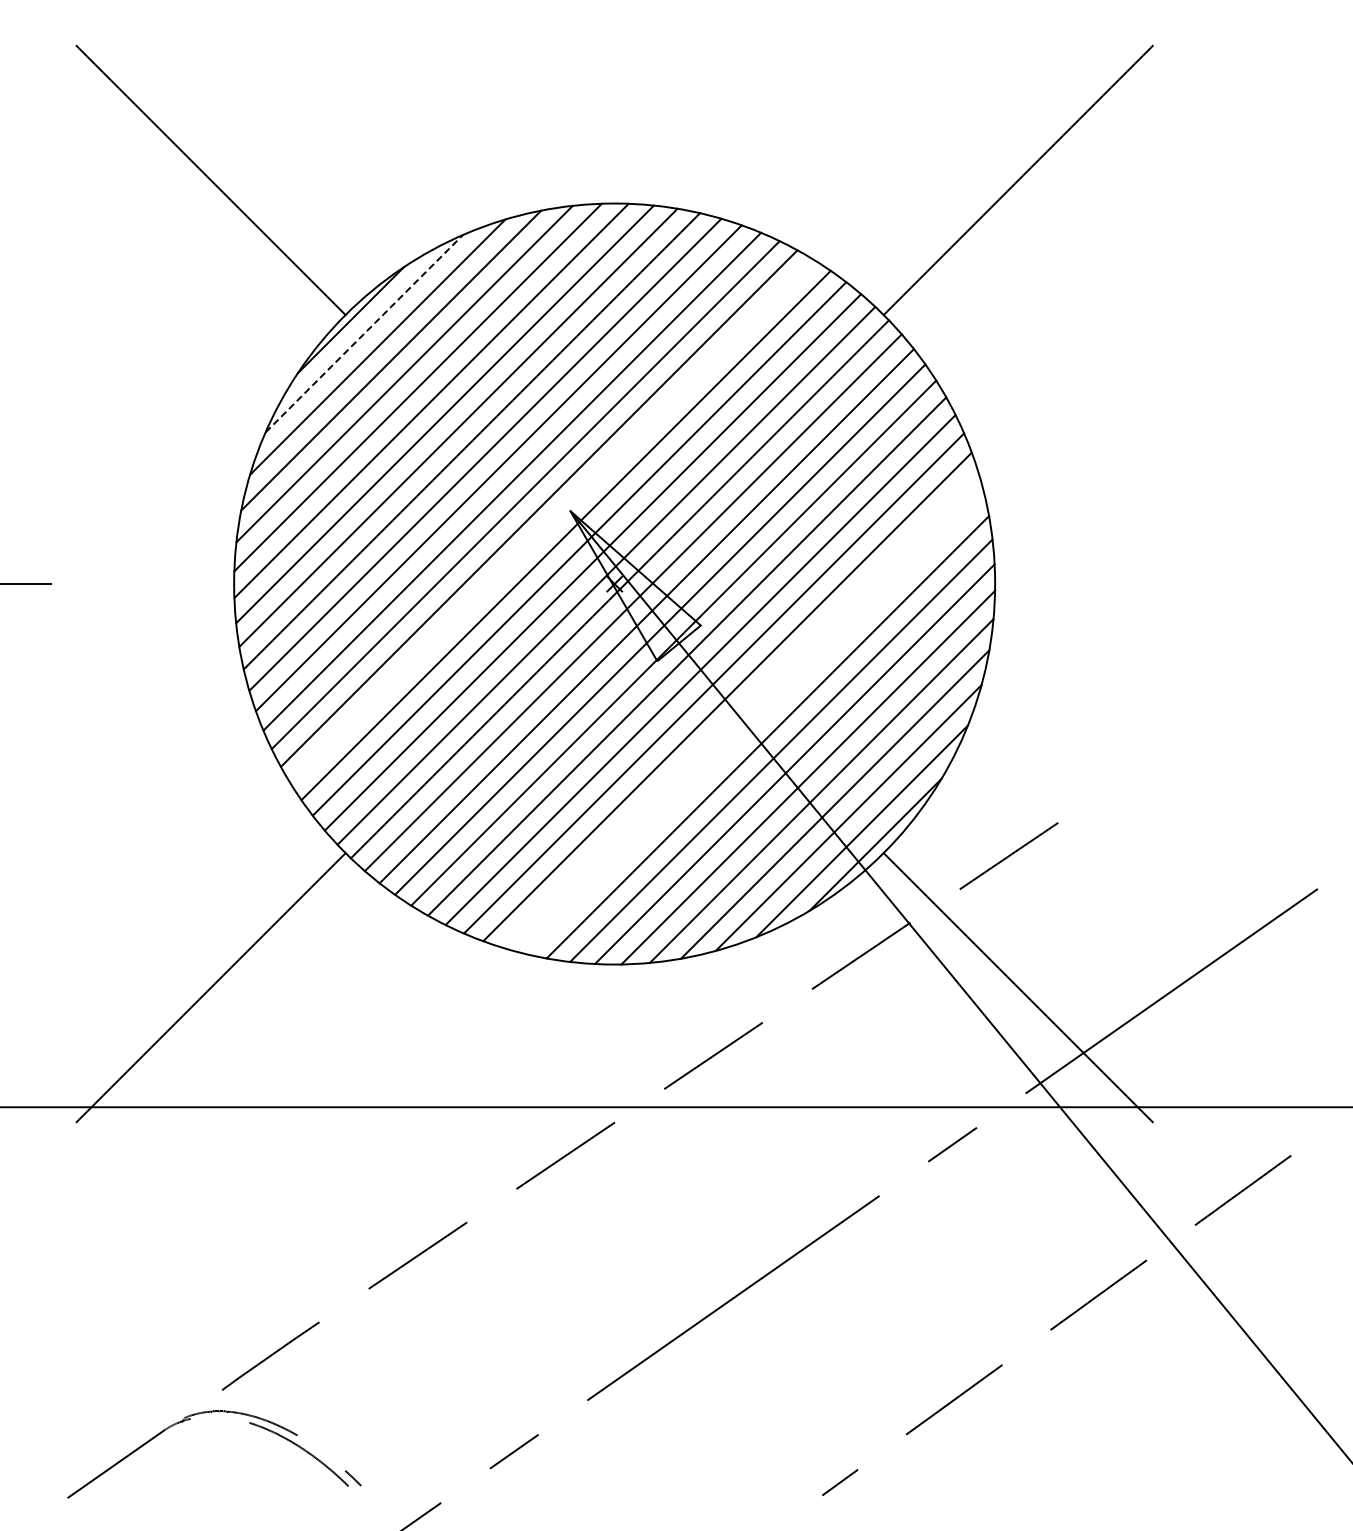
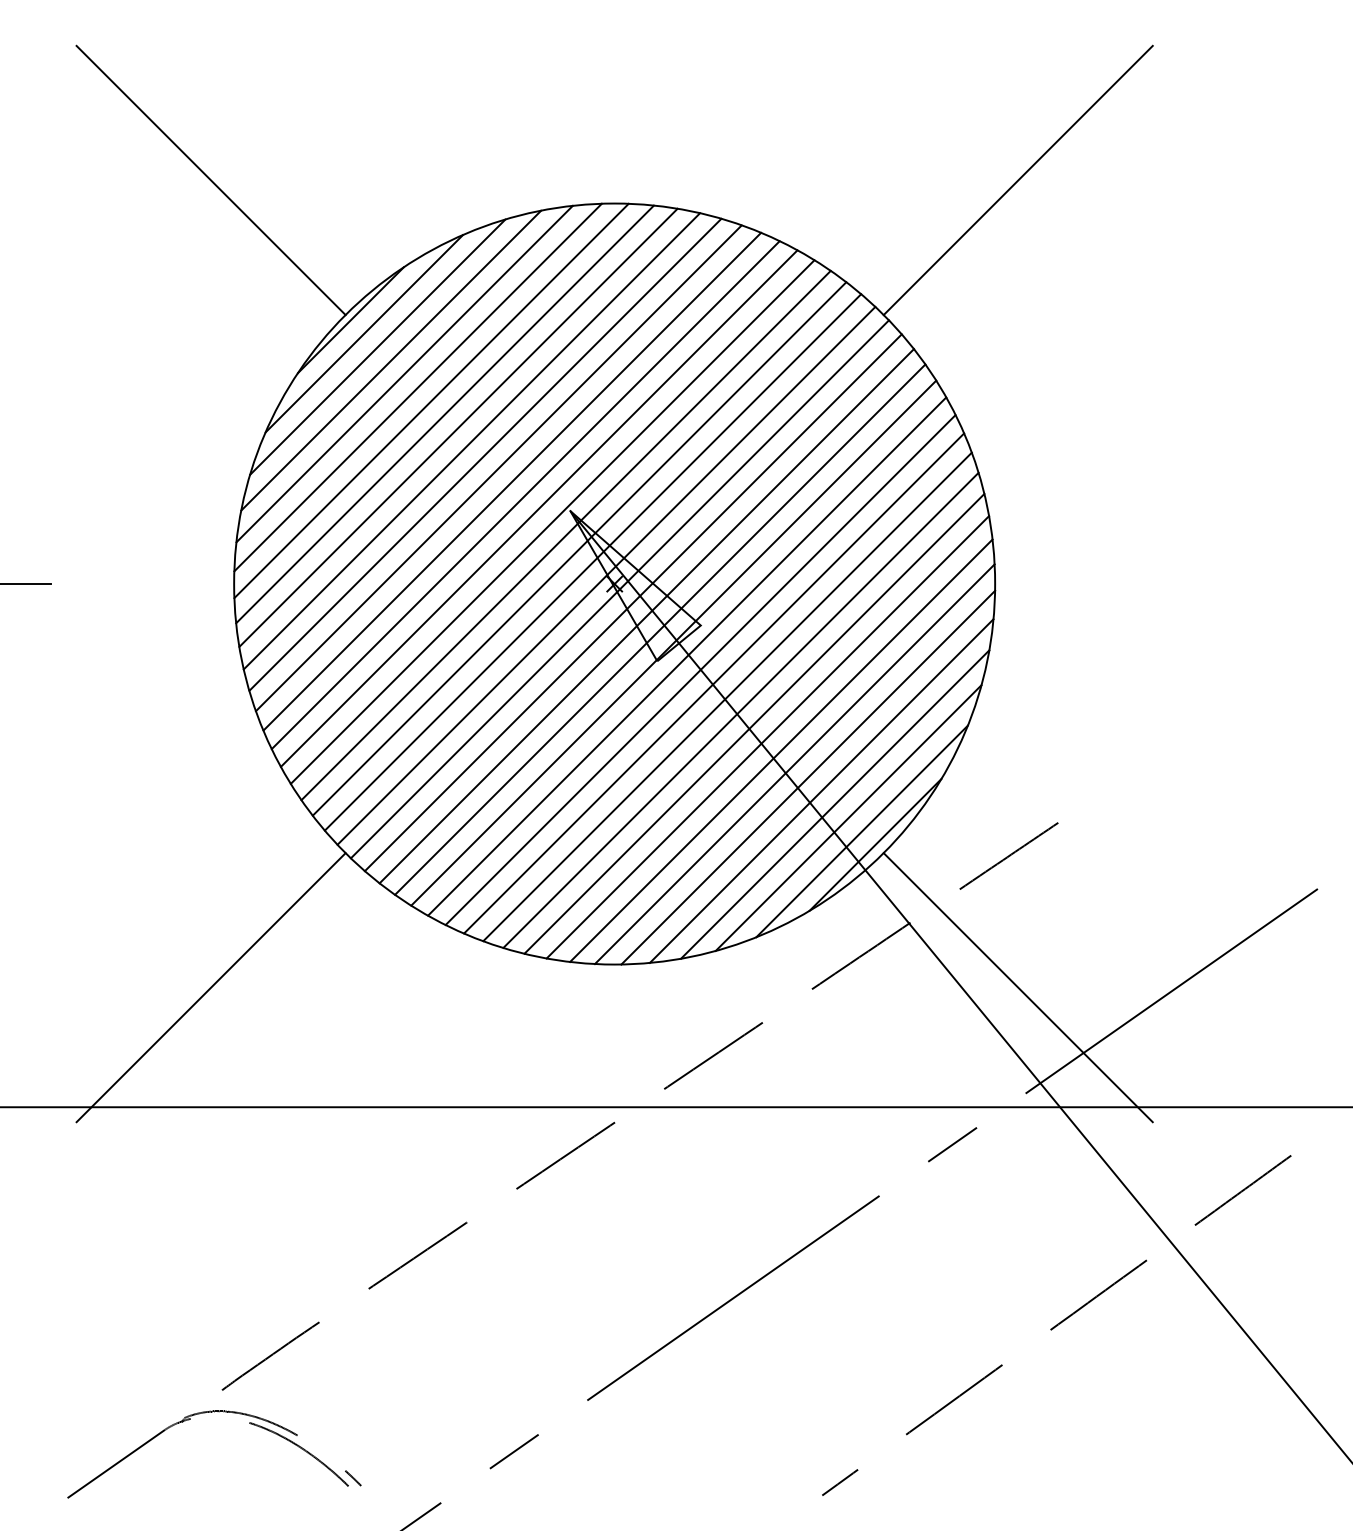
line: dashed -> solid (364, 333)
line: none -> present (552, 521)
line: none -> present (740, 709)
line: none -> present (754, 723)
